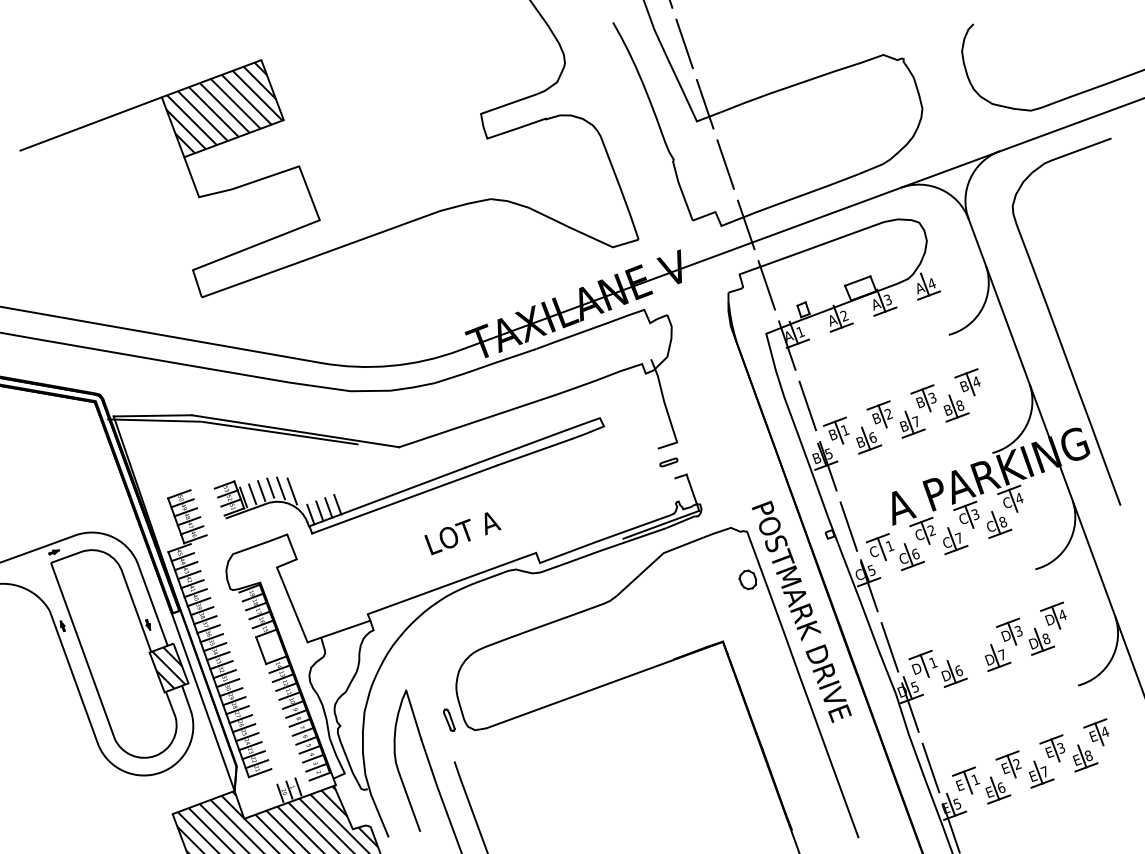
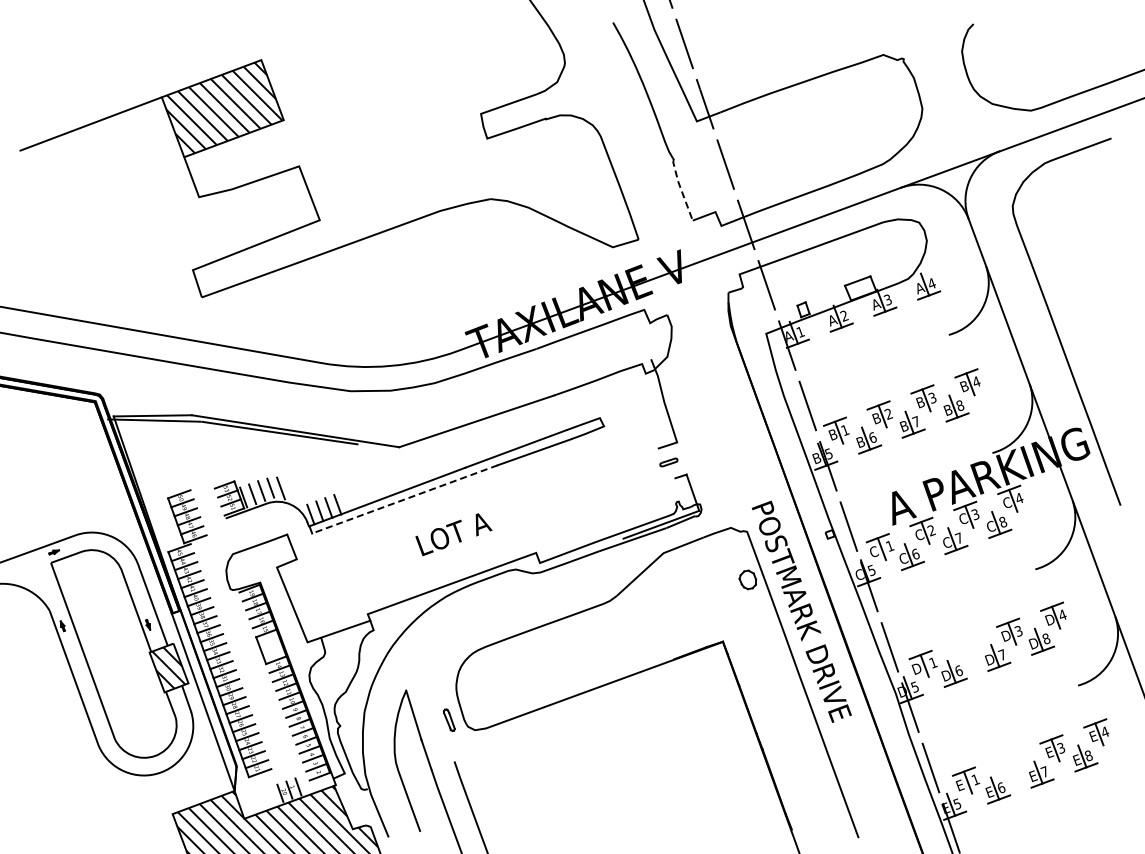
line: solid -> dashed (681, 189)
line: present -> none (291, 491)
line: solid -> dashed (404, 499)
text position: (462, 533) -> (453, 534) (453, 534)
part: present -> none (1008, 764)
